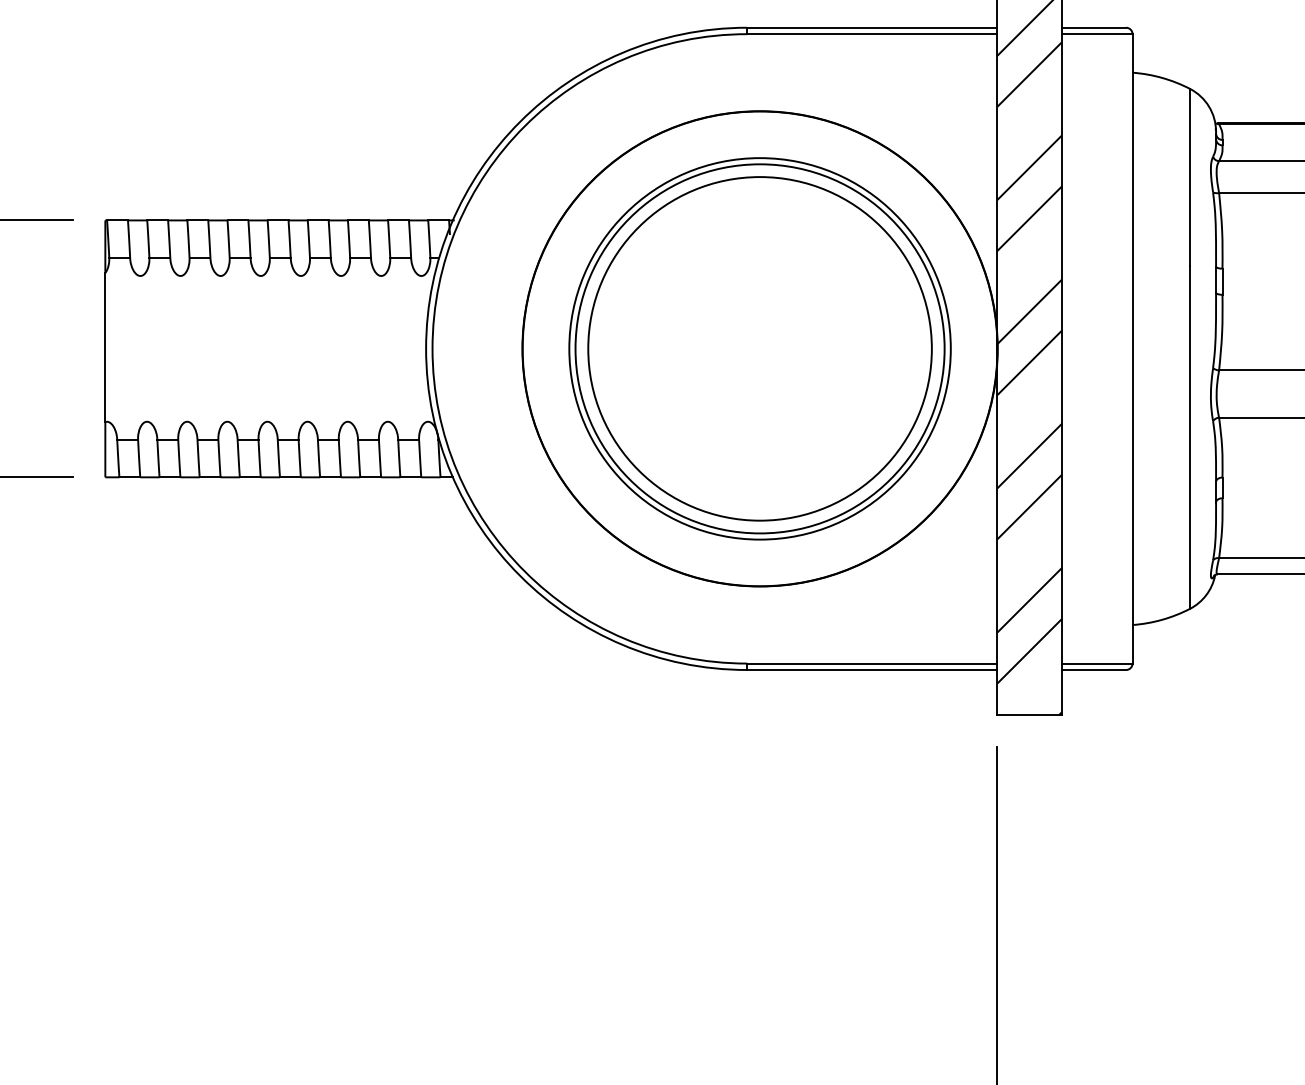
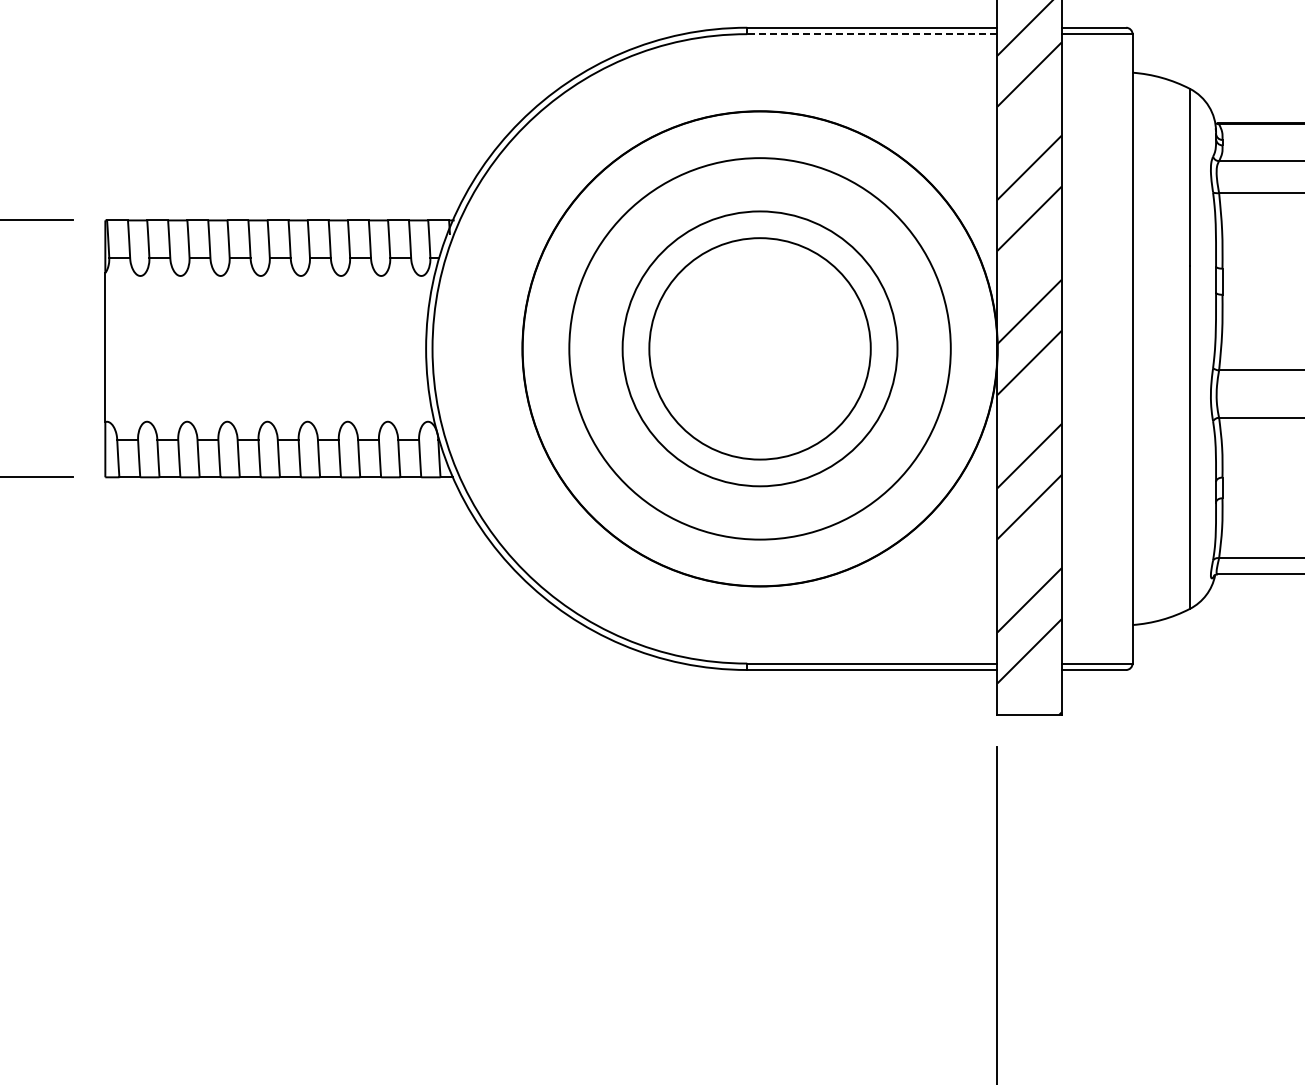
line: solid -> dashed (871, 34)
circle diameter: 344 px -> 275 px (759, 348)
circle diameter: 369 px -> 221 px (759, 348)
